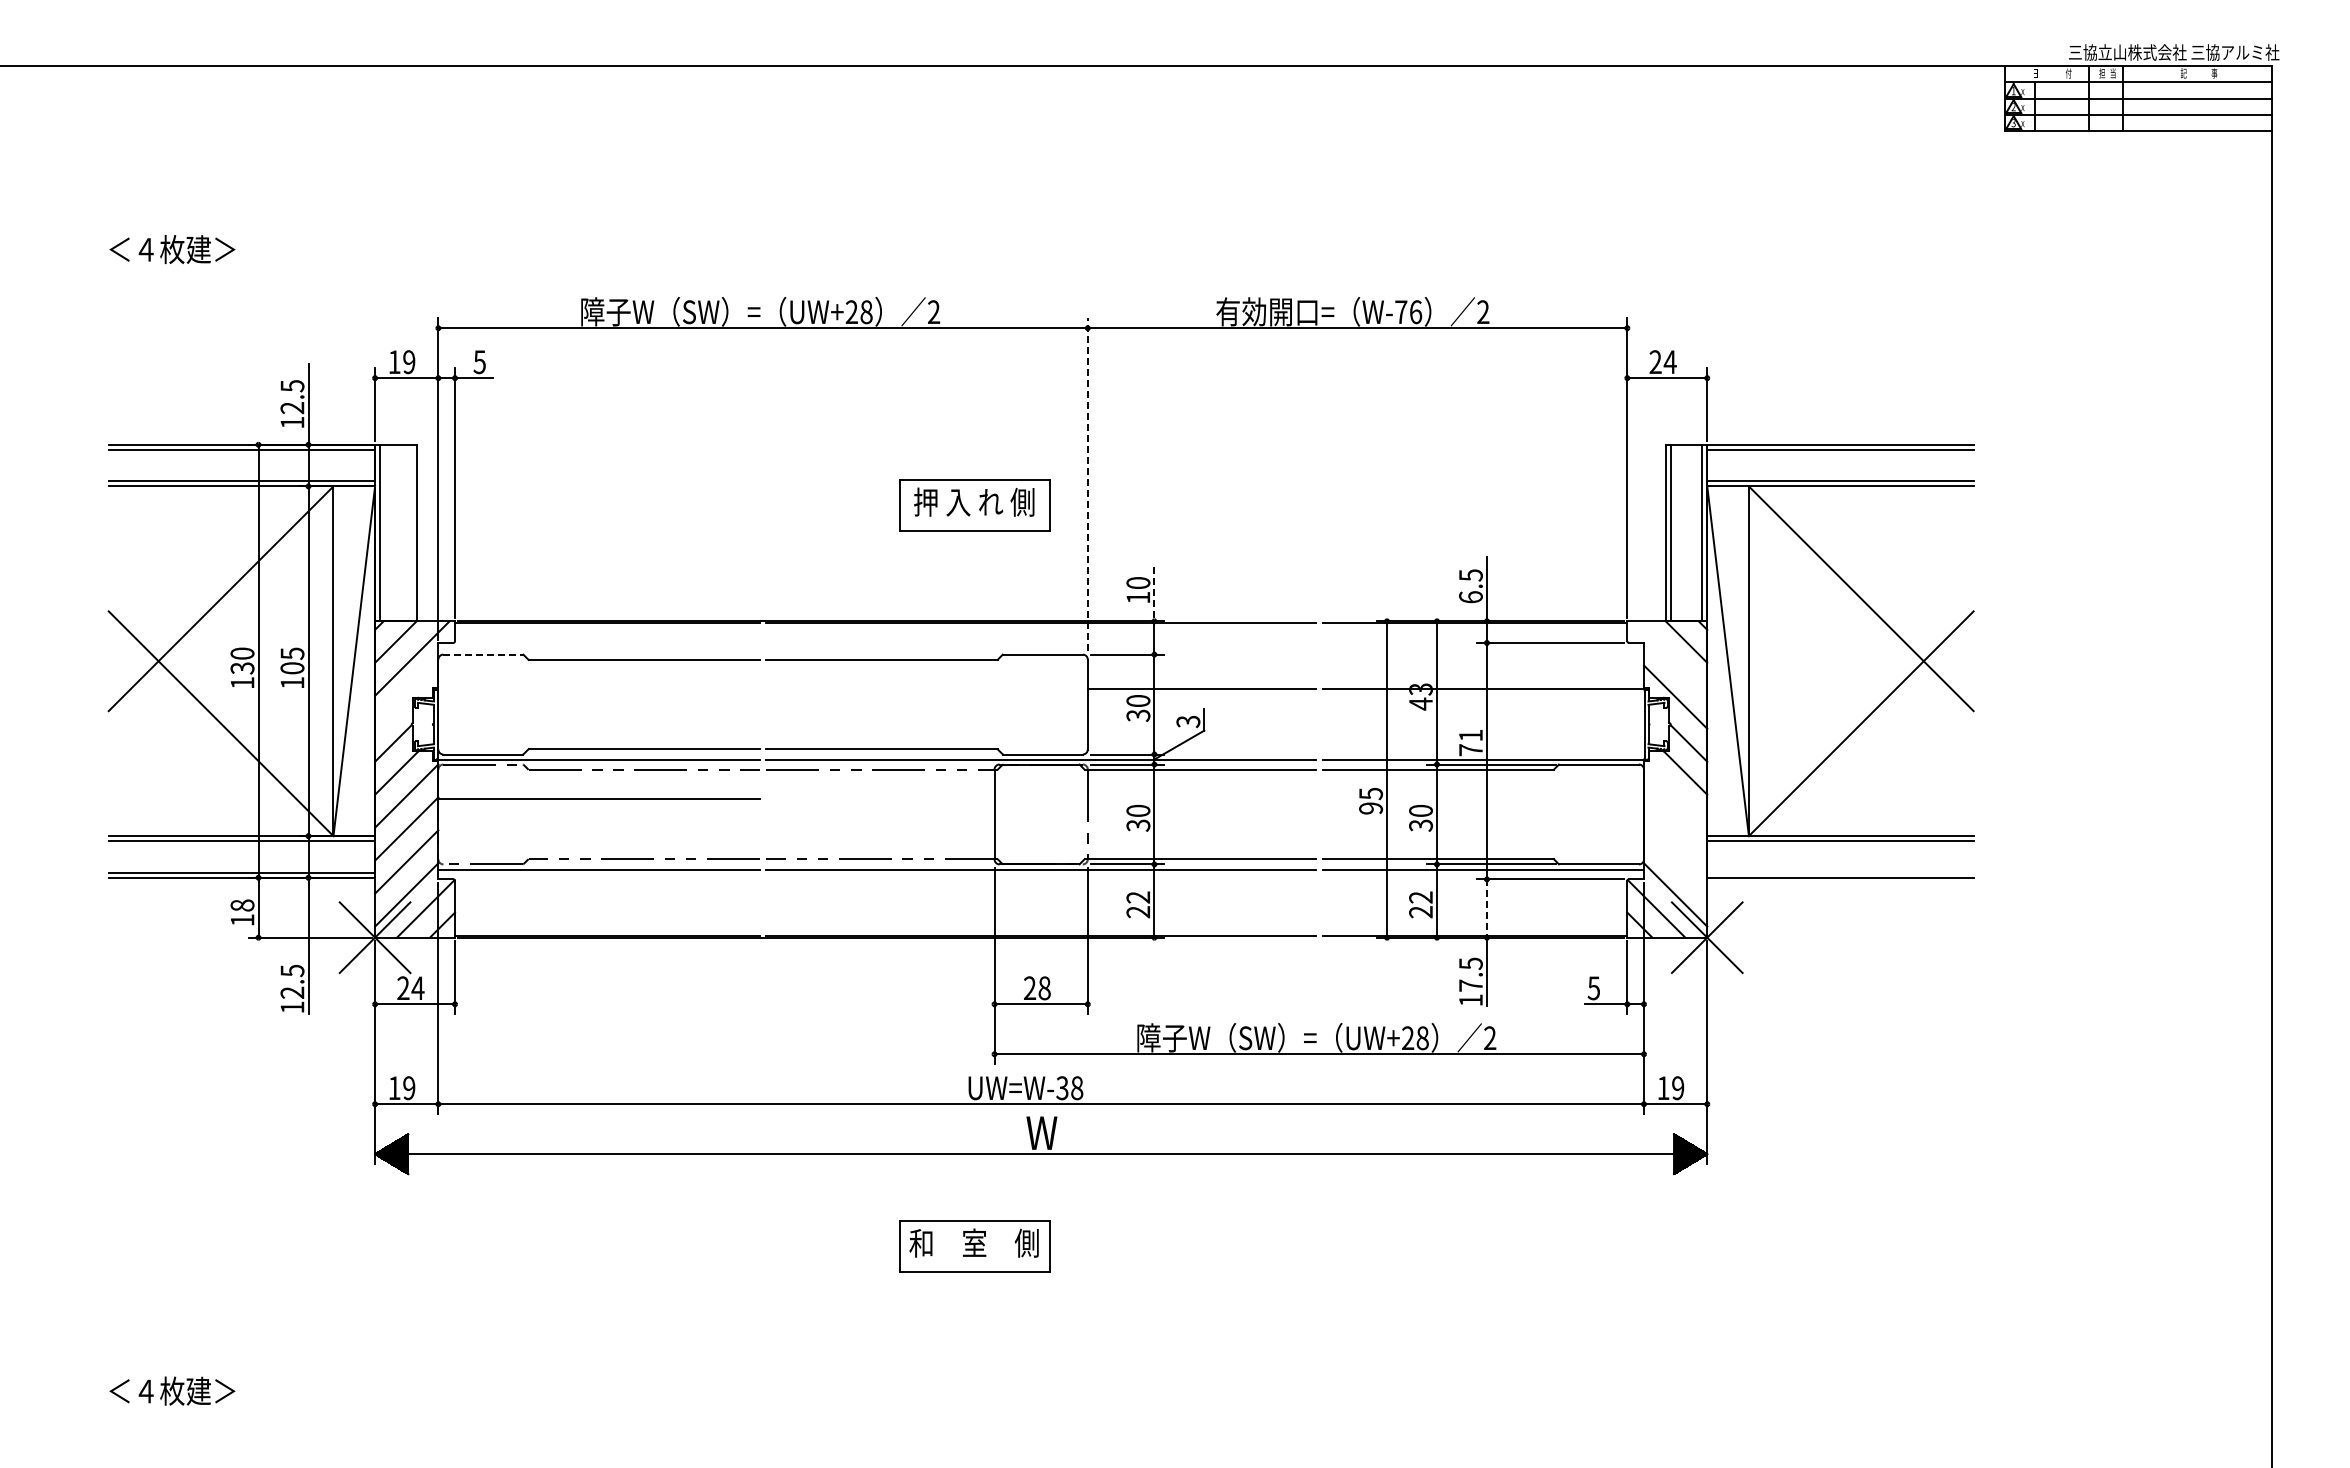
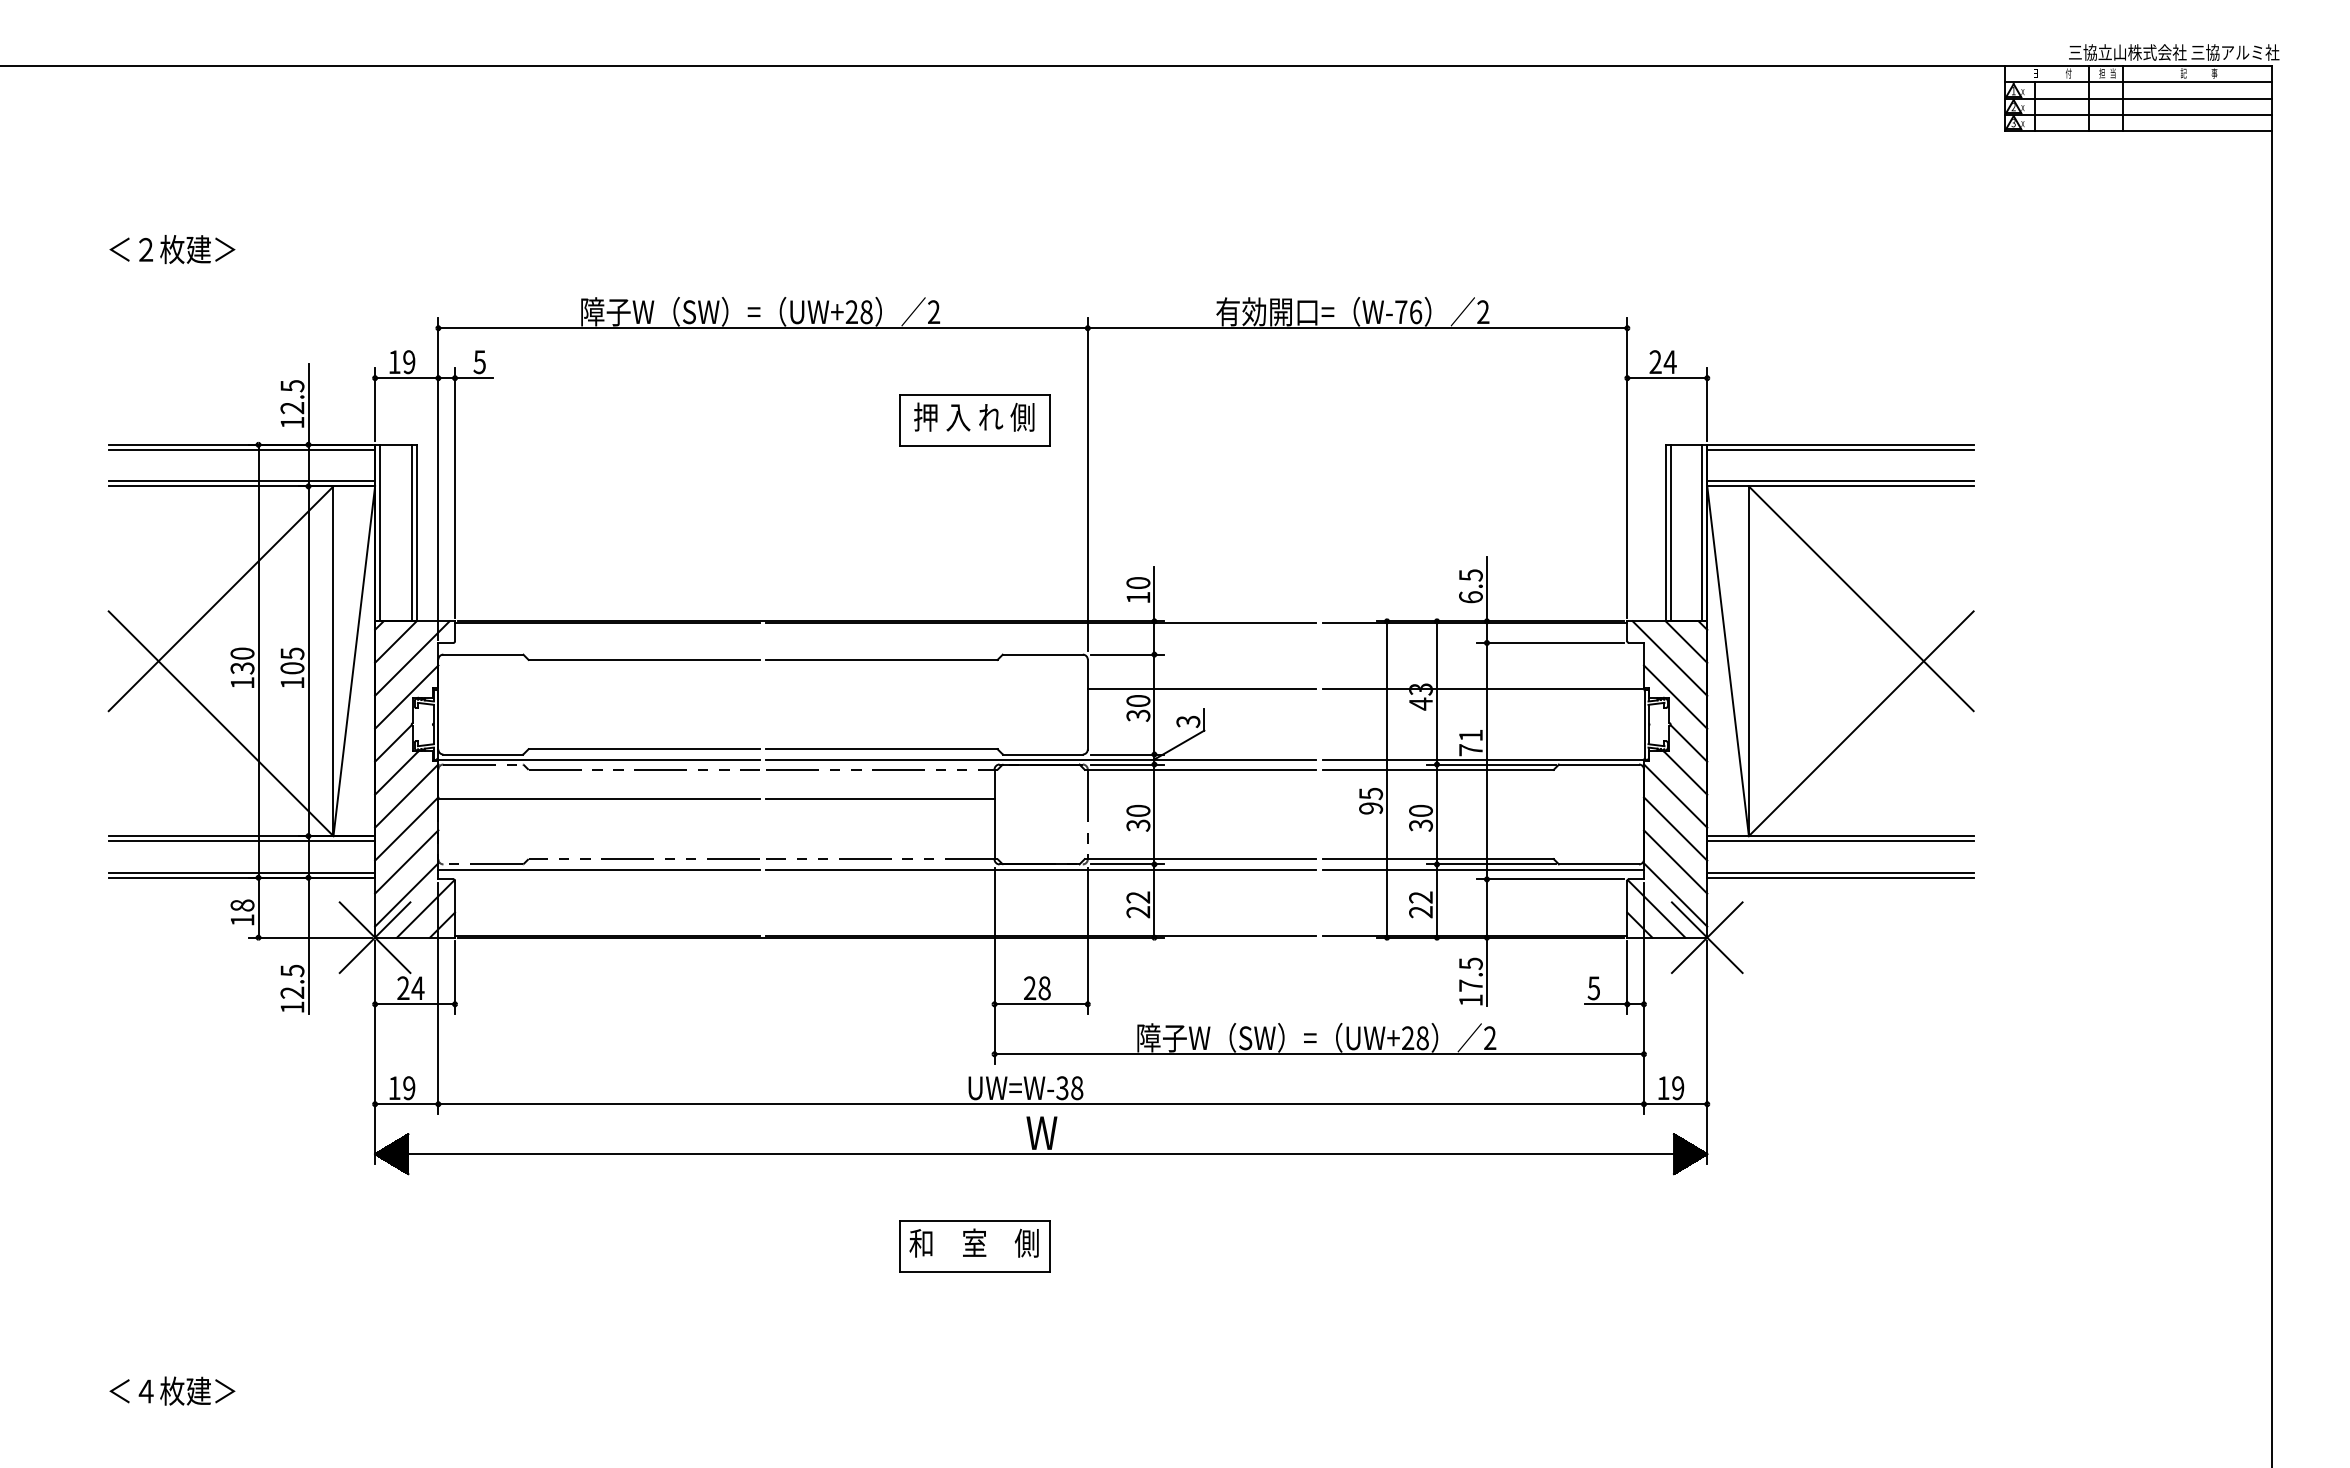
text: ＜４枚建＞ -> ＜２枚建＞ (145, 249)
line: dashed -> solid (1087, 484)
part position: (974, 505) -> (974, 420) (974, 420)
line: none -> present (411, 532)
line: dashed -> solid (1154, 594)
line: dashed -> solid (483, 654)
line: none -> present (1669, 658)
line: none -> present (406, 696)
line: none -> present (1675, 795)
line: none -> present (880, 798)
line: none -> present (1675, 828)
line: none -> present (1675, 861)
line: none -> present (1840, 872)
line: dashed -> solid (1486, 909)
